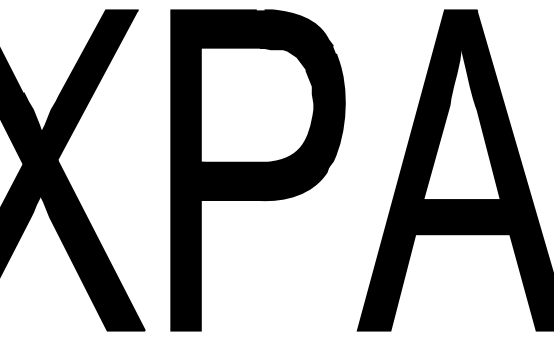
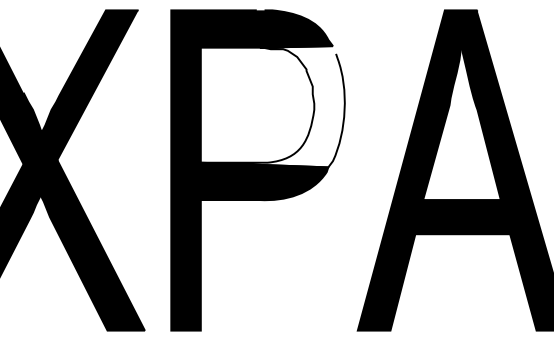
fill: present -> none (272, 106)
